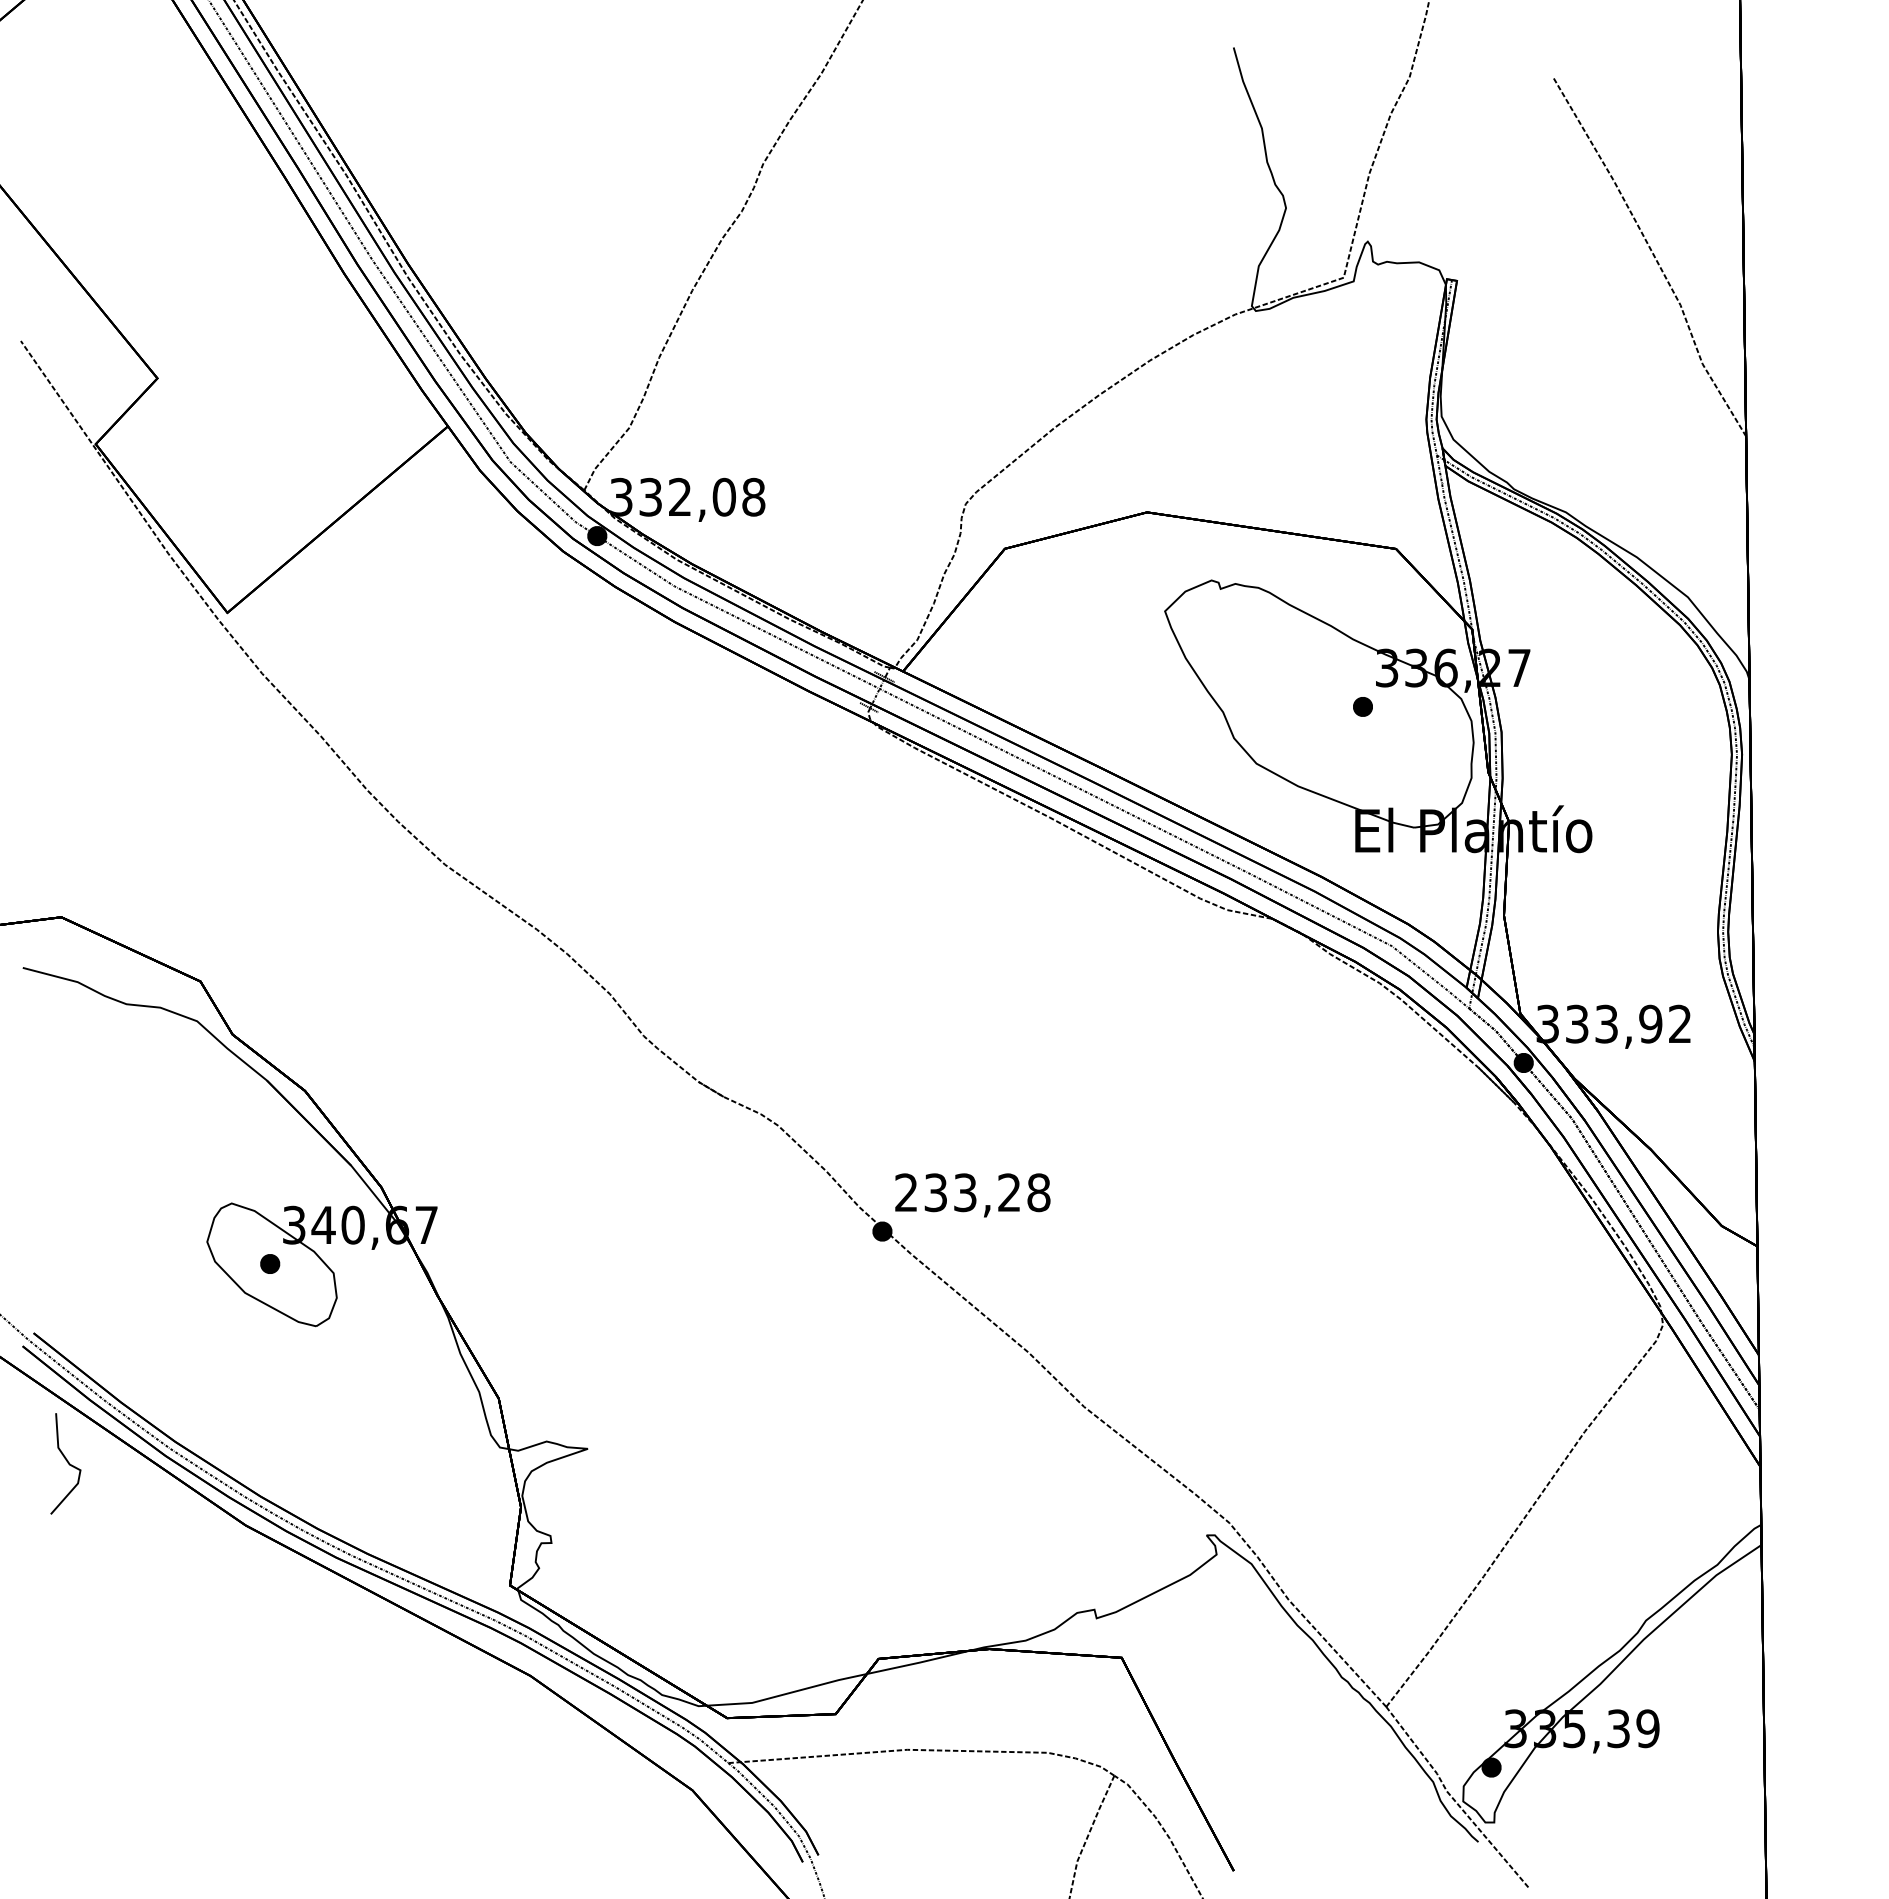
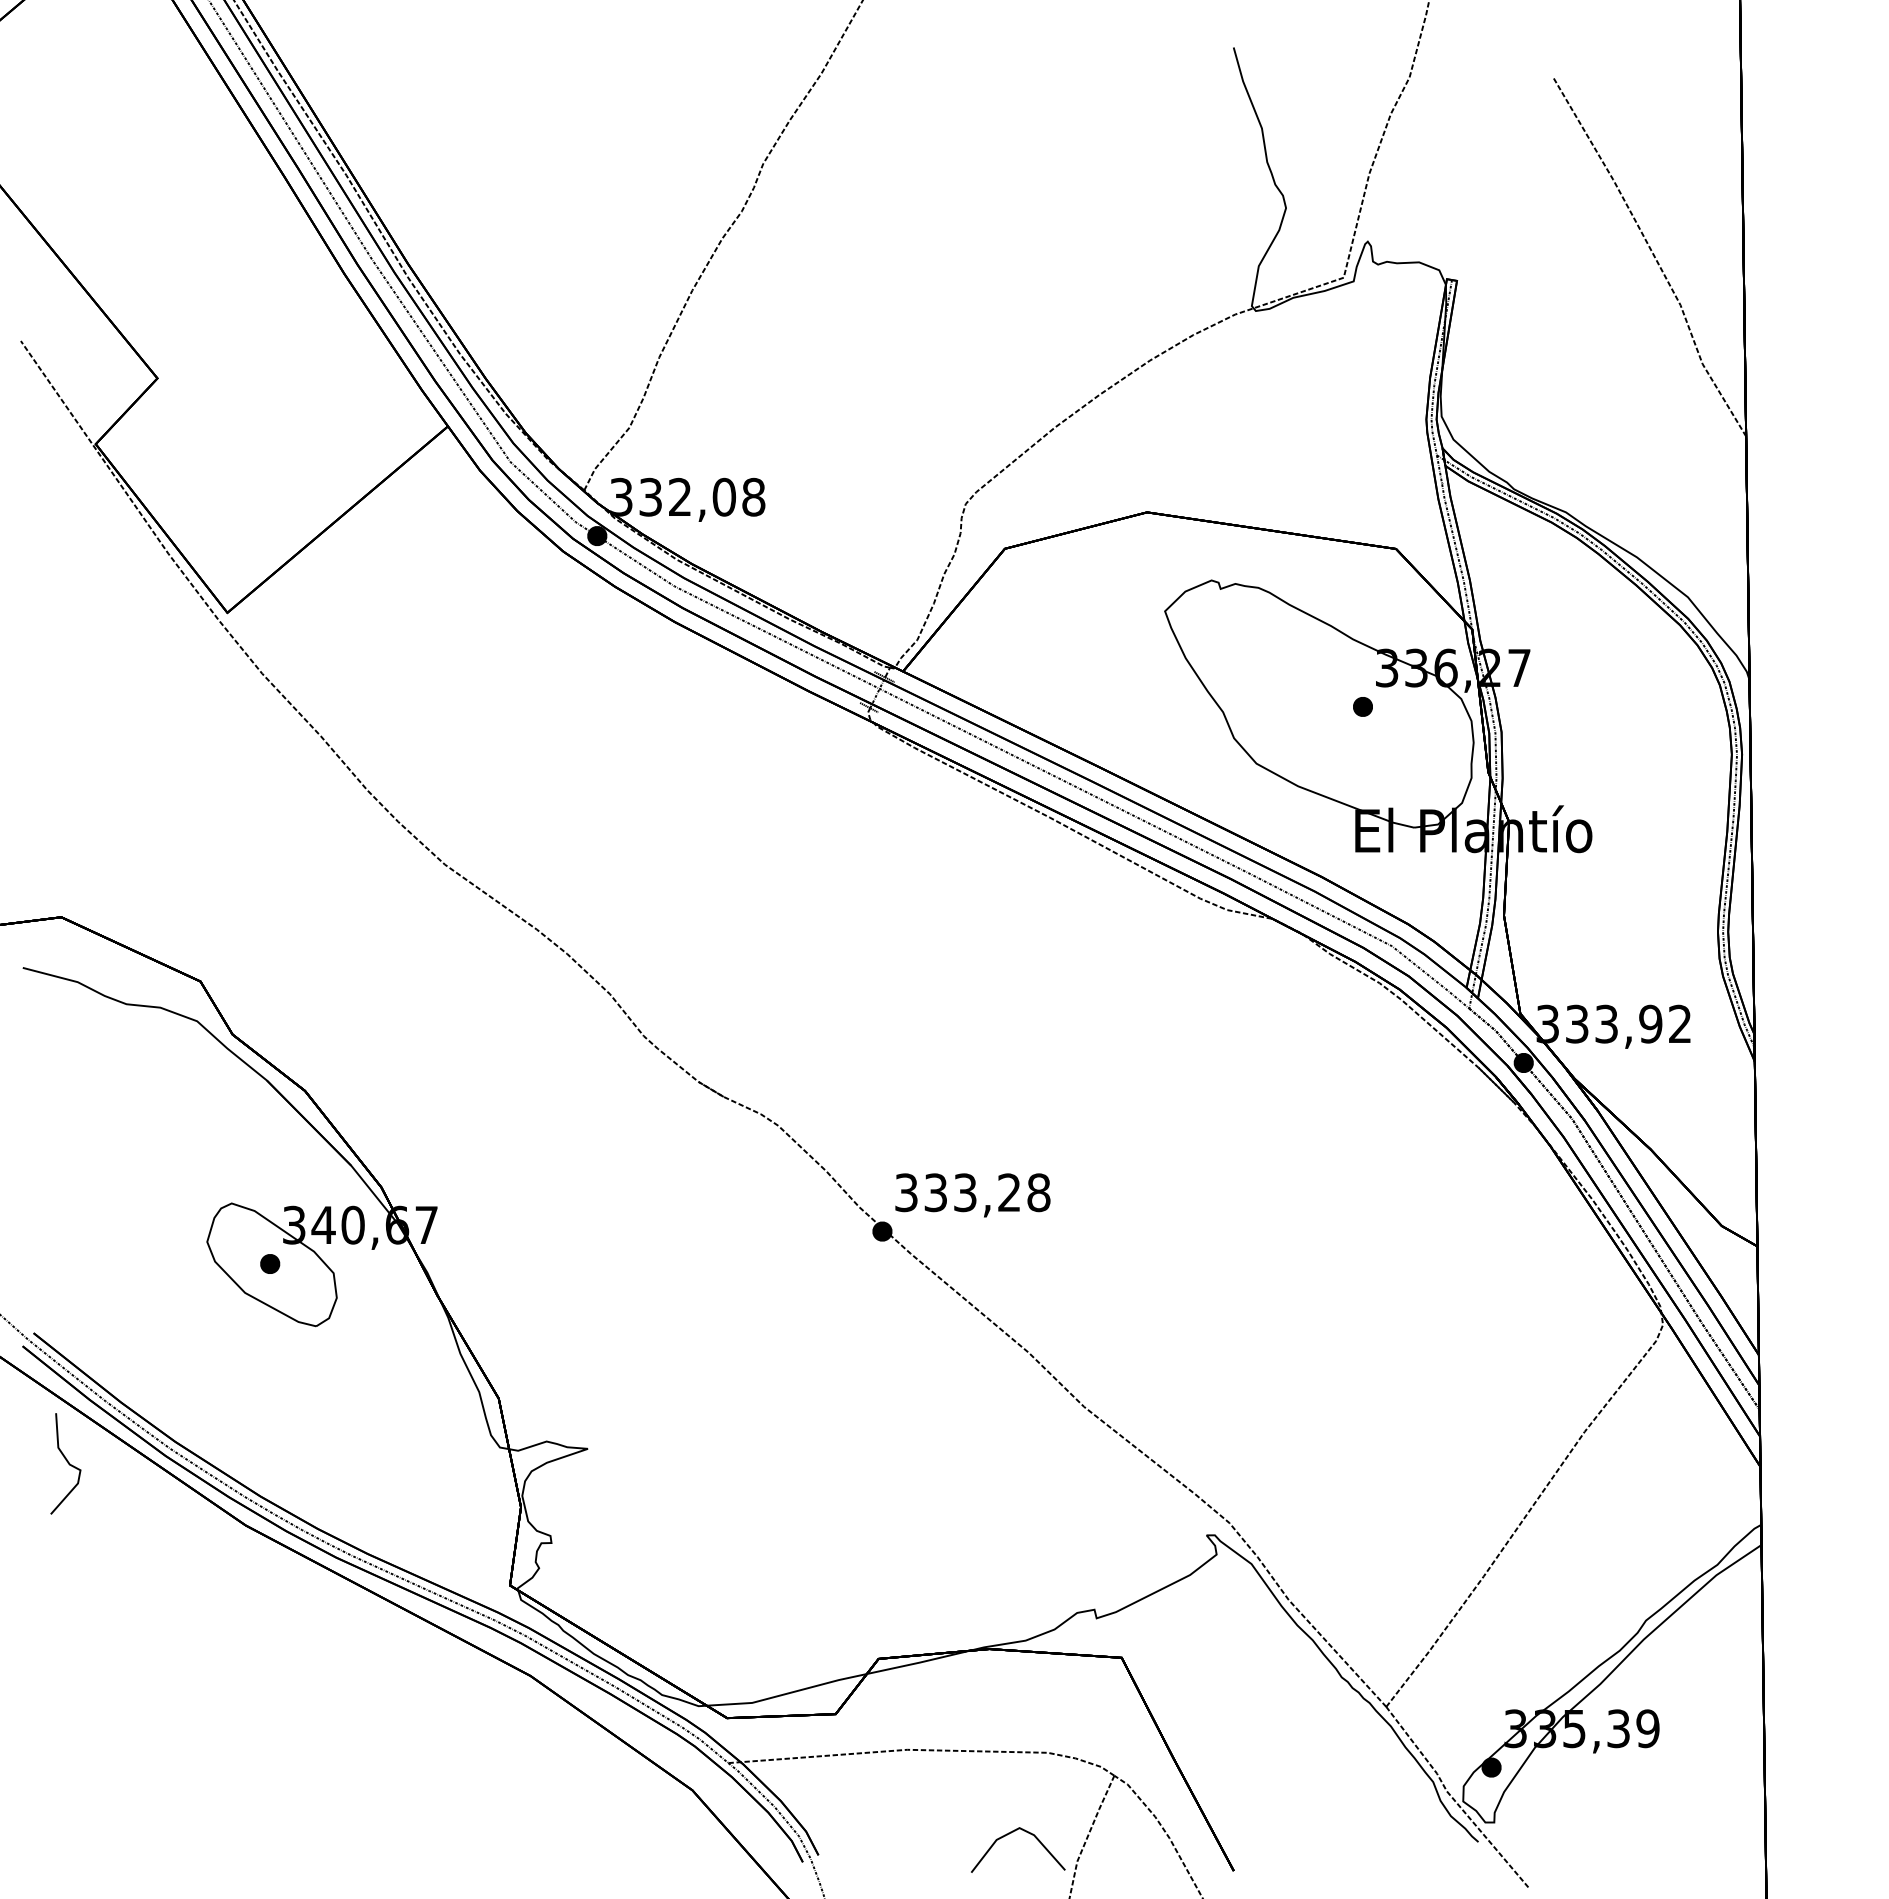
text: 233,28 -> 333,28 (906, 1192)
line: none -> present (1011, 1833)
